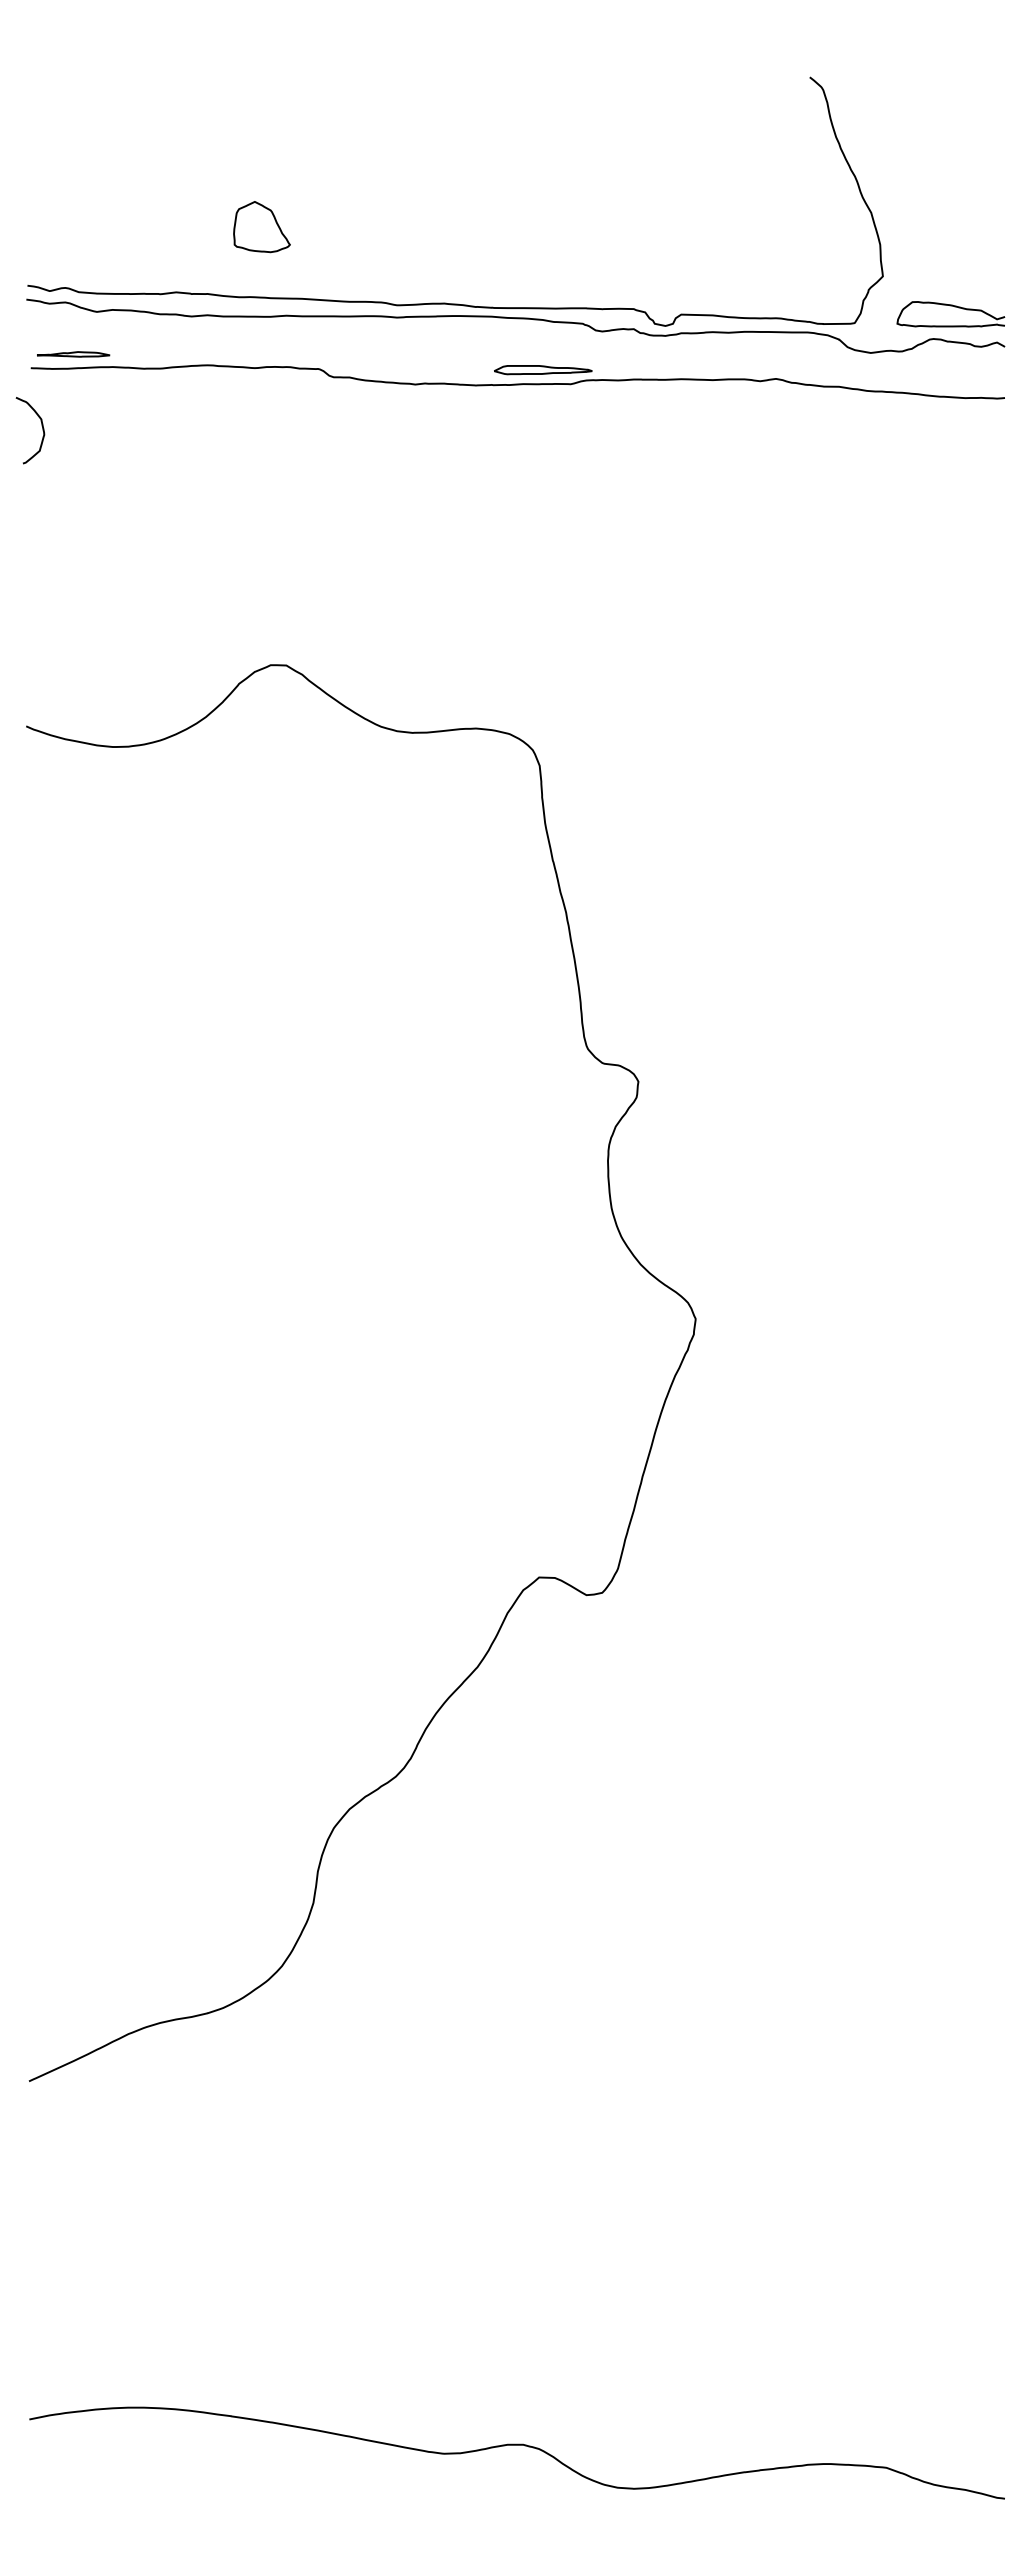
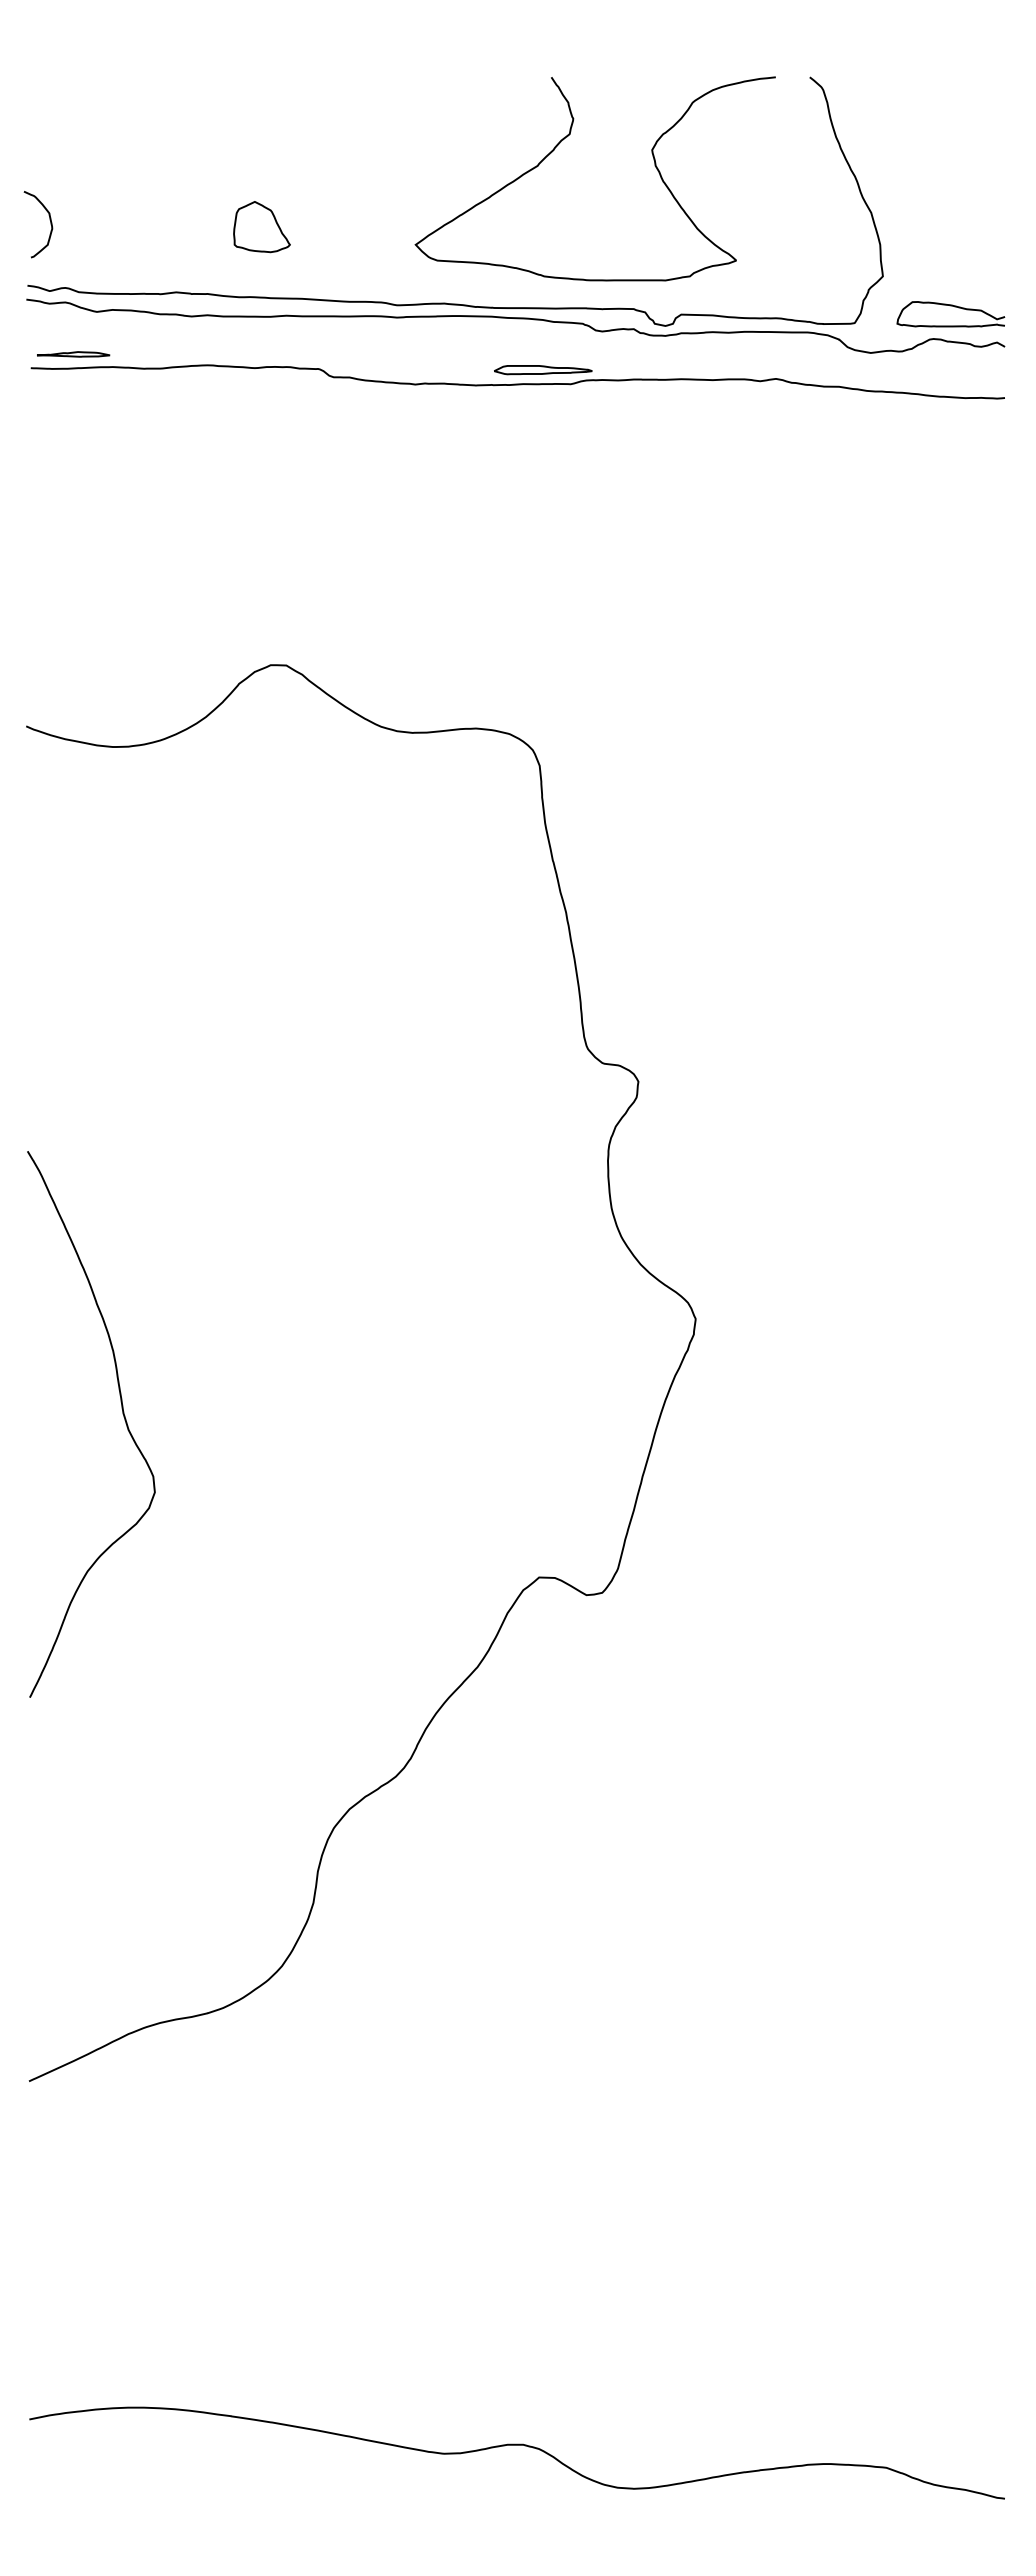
curve: none -> present (560, 143)
curve position: (41, 426) -> (49, 220) (49, 220)
curve: none -> present (122, 1414)
